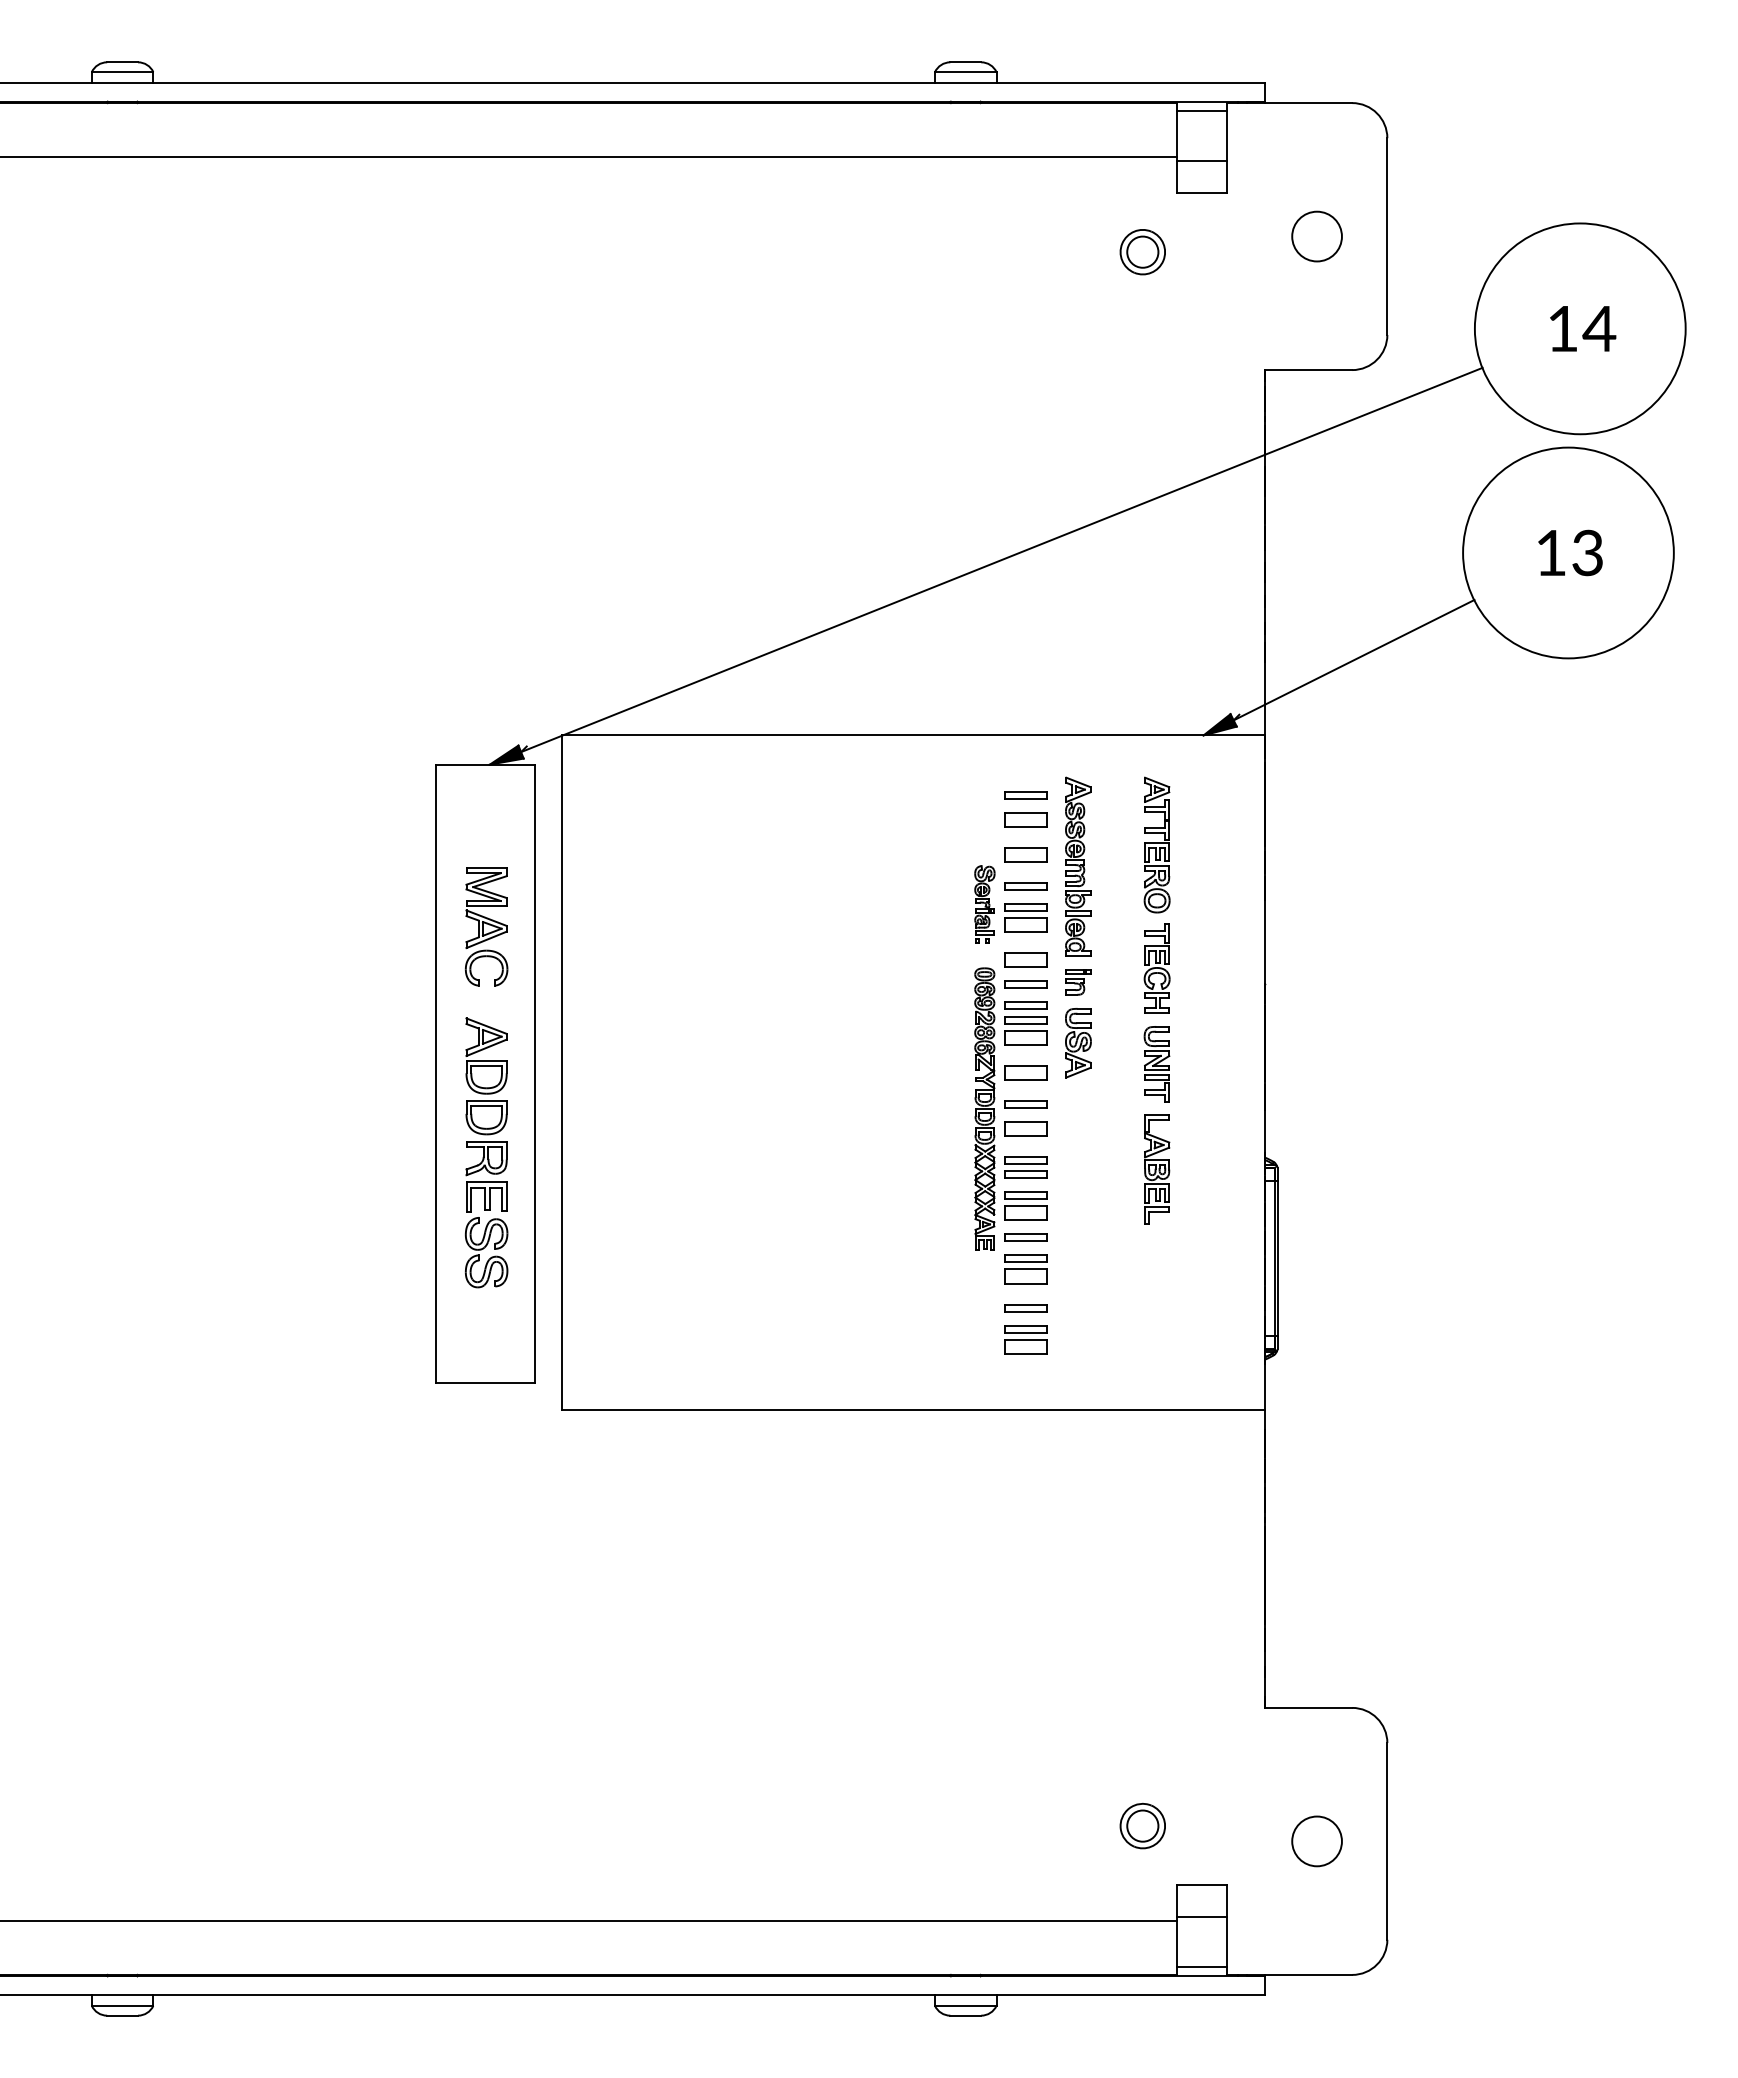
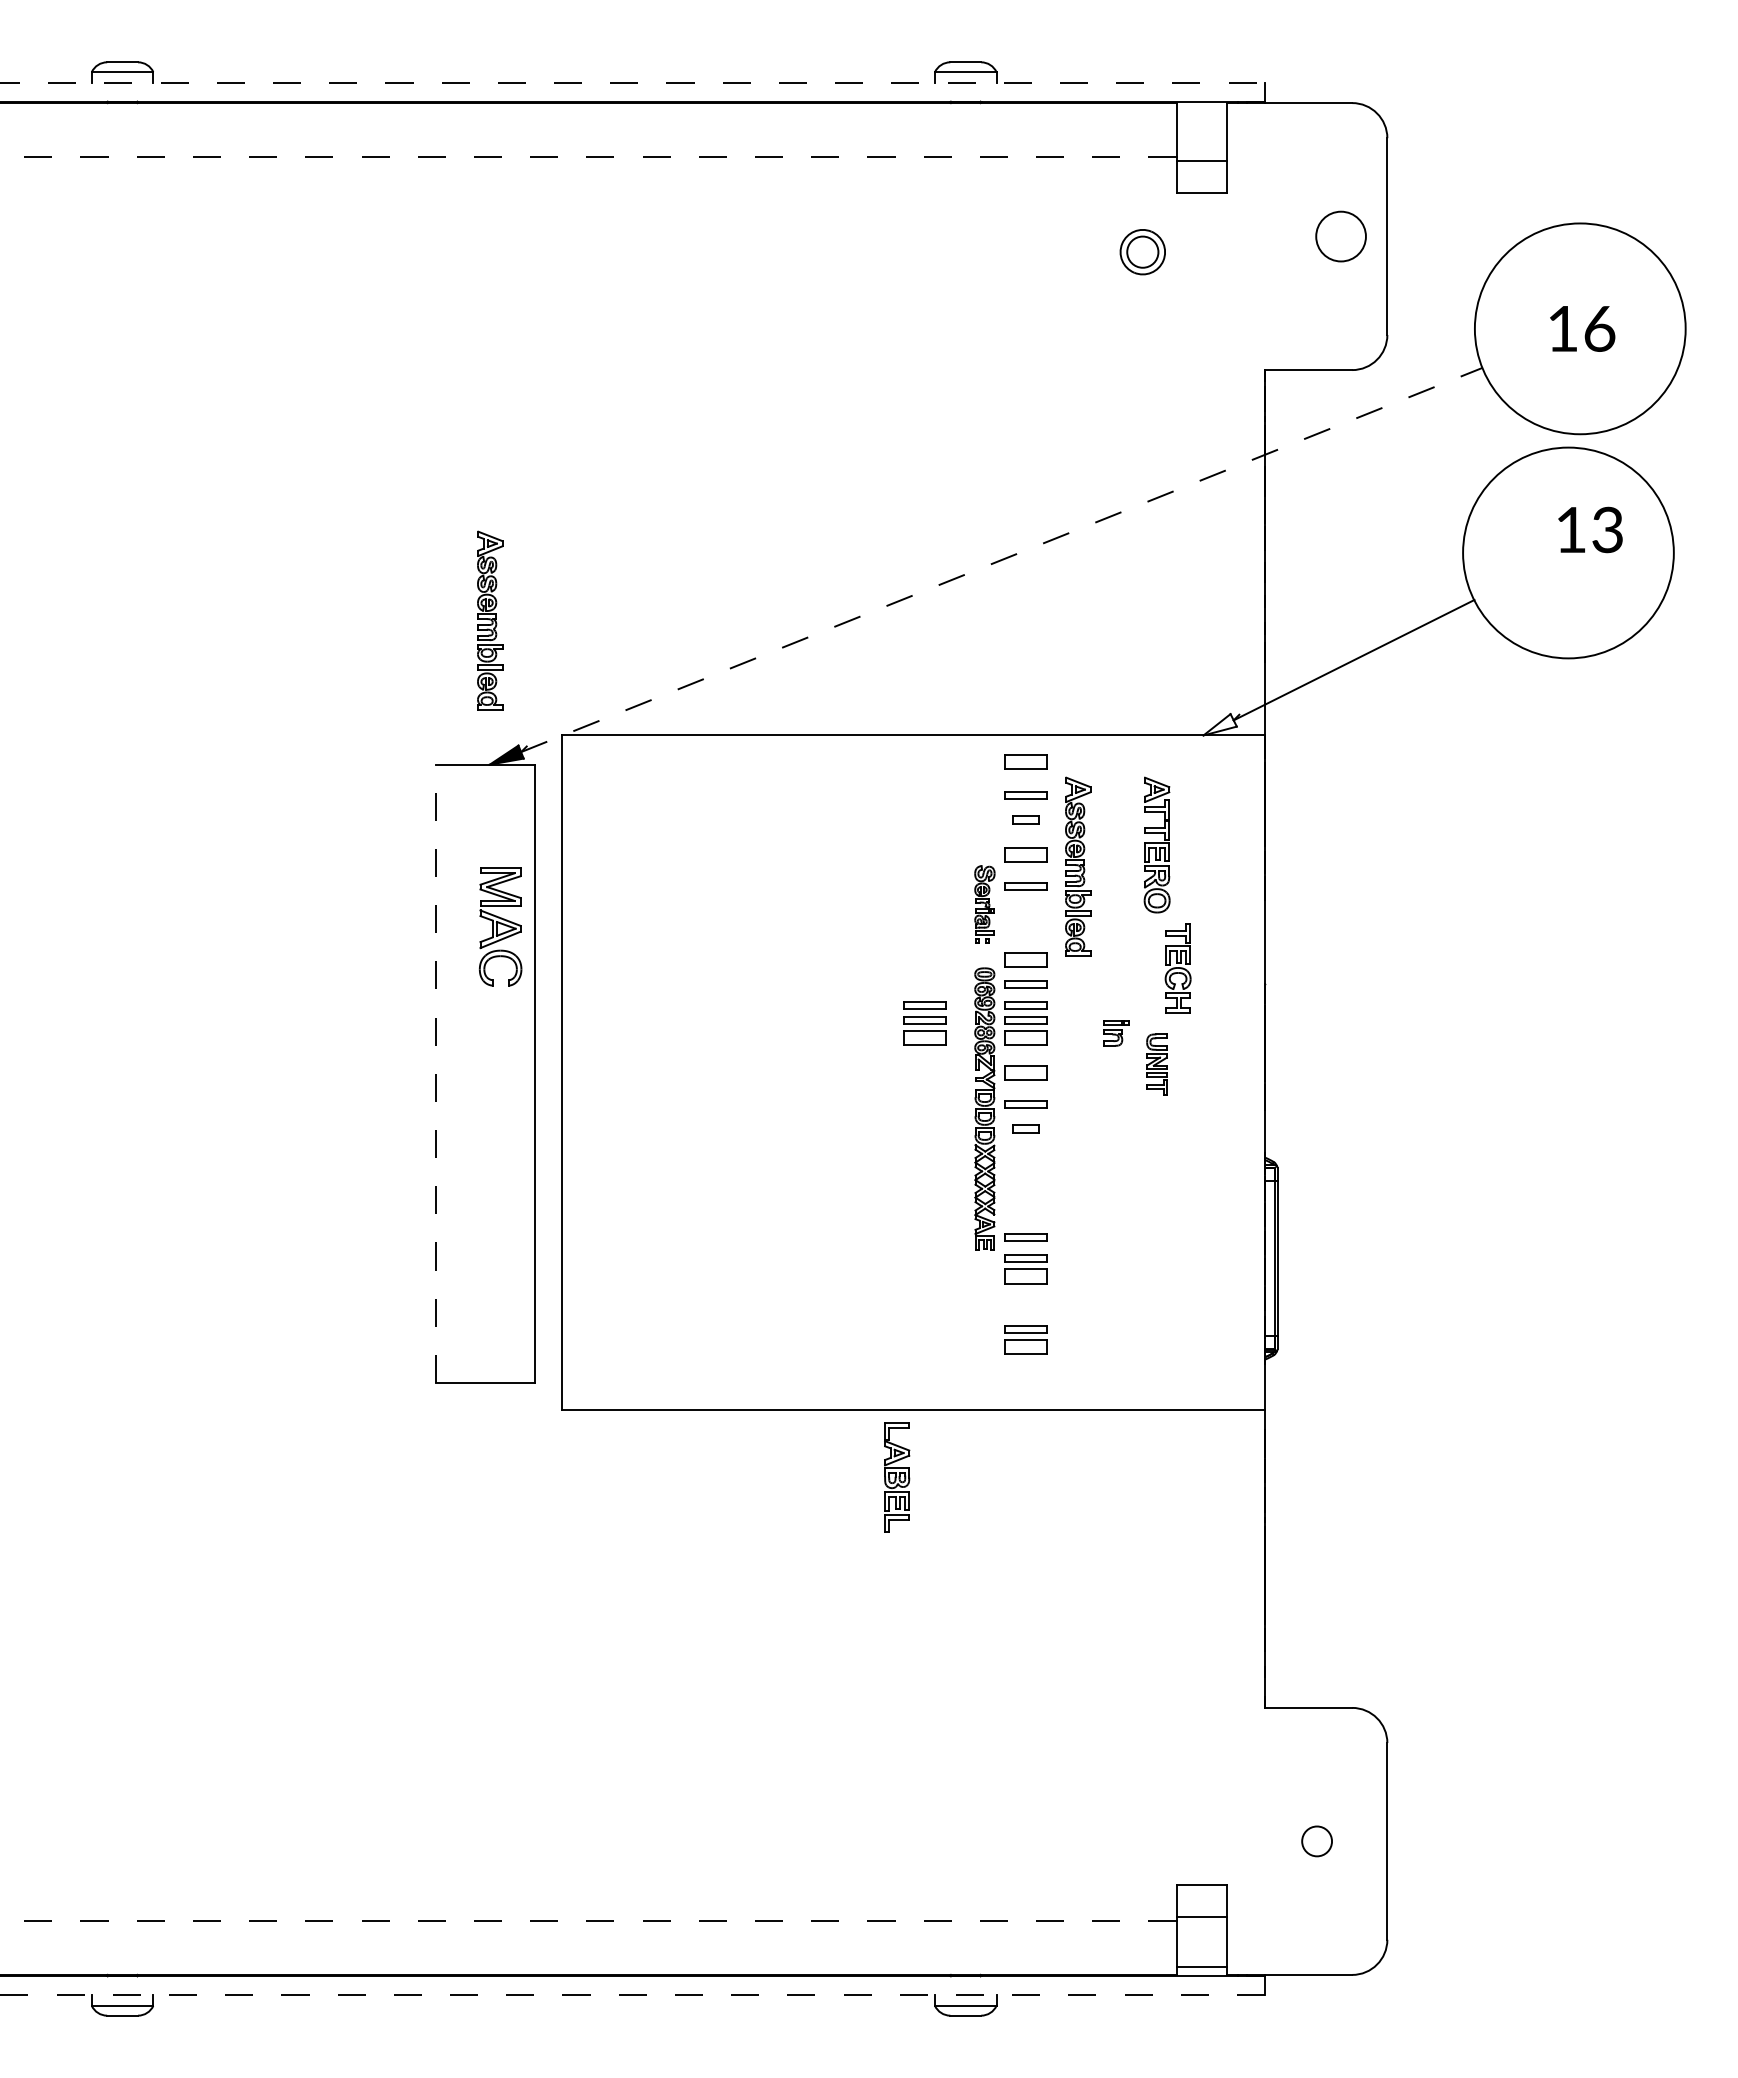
line: solid -> dashed (633, 83)
line: present -> none (1201, 110)
line: solid -> dashed (588, 157)
circle position: (1316, 236) -> (1340, 236) (1340, 236)
text: 14 -> 16 (1599, 328)
text position: (1570, 552) -> (1590, 529) (1590, 529)
line: solid -> dashed (1001, 559)
part: none -> present (490, 620)
fill: present -> none (1219, 724)
part: none -> present (1025, 761)
part size: 44x16 px -> 28x10 px (1025, 819)
part: present -> none (1025, 917)
part position: (486, 926) -> (500, 926) (500, 926)
part position: (1156, 968) -> (1177, 968) (1177, 968)
part position: (1078, 982) -> (1116, 1033) (1116, 1033)
part: none -> present (924, 1023)
part: present -> none (1078, 1043)
part size: 28x77 px -> 22x63 px (1156, 1064)
line: solid -> dashed (436, 1073)
part size: 44x16 px -> 28x10 px (1025, 1128)
part: present -> none (486, 1152)
part: present -> none (1025, 1167)
part position: (1157, 1169) -> (897, 1477) (897, 1477)
part: present -> none (1025, 1205)
part: present -> none (1025, 1308)
part: present -> none (1142, 1825)
circle diameter: 50 px -> 30 px (1317, 1841)
line: solid -> dashed (588, 1920)
line: solid -> dashed (632, 1994)
